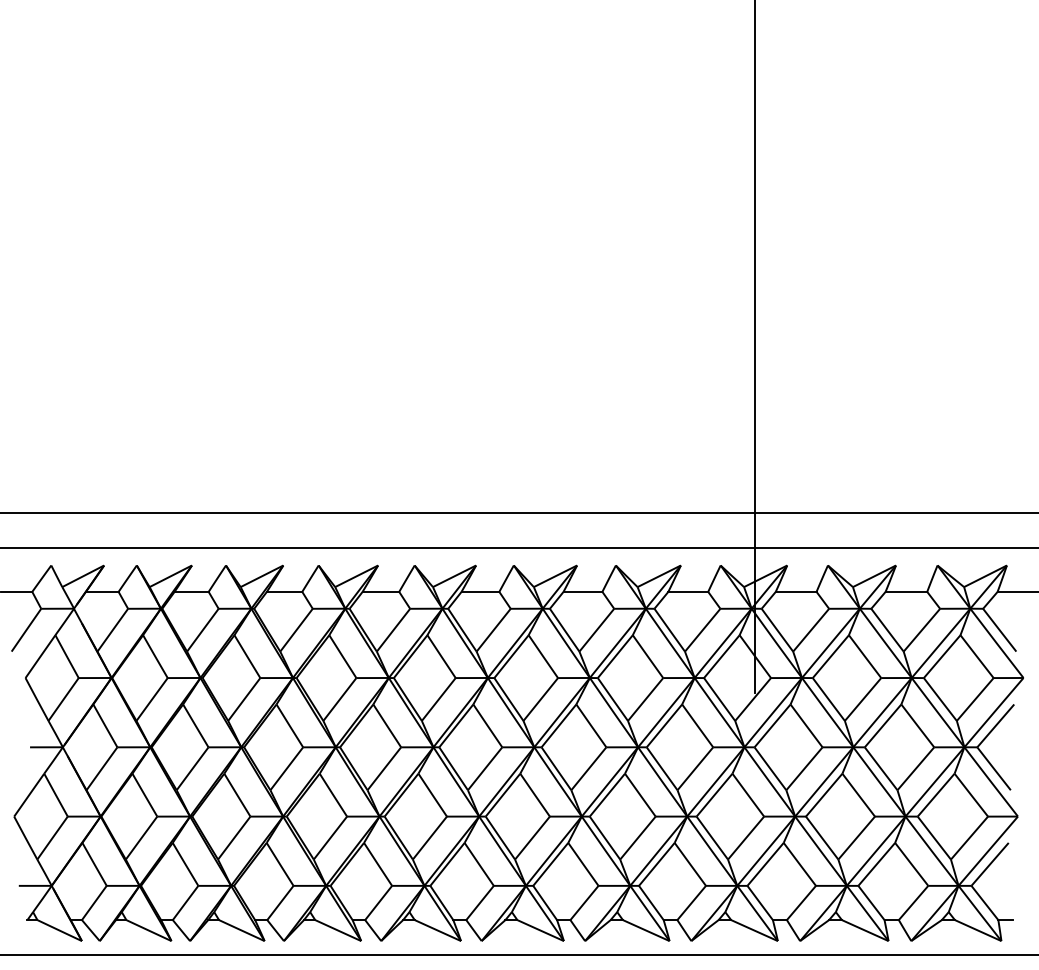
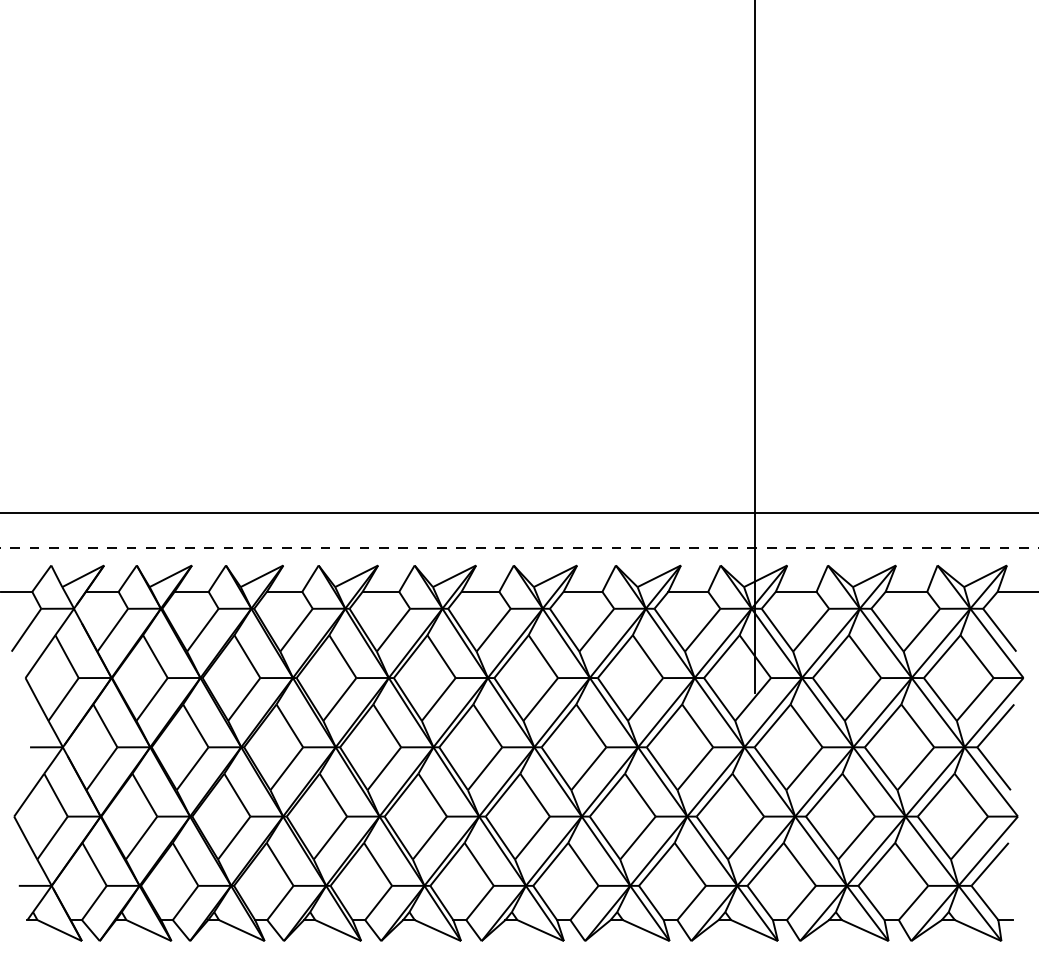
line: solid -> dashed (520, 547)
line: present -> none (518, 955)
